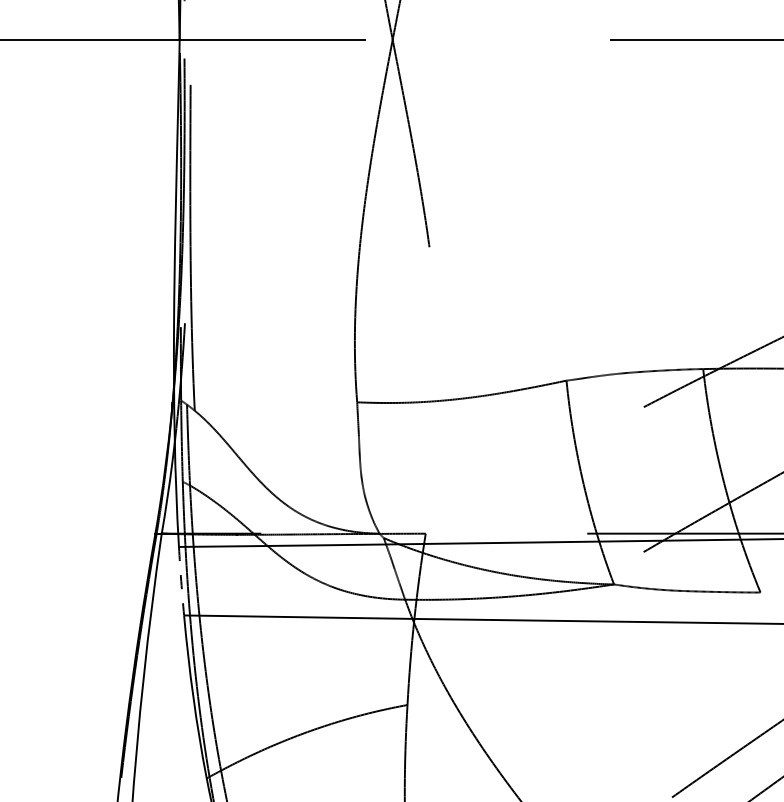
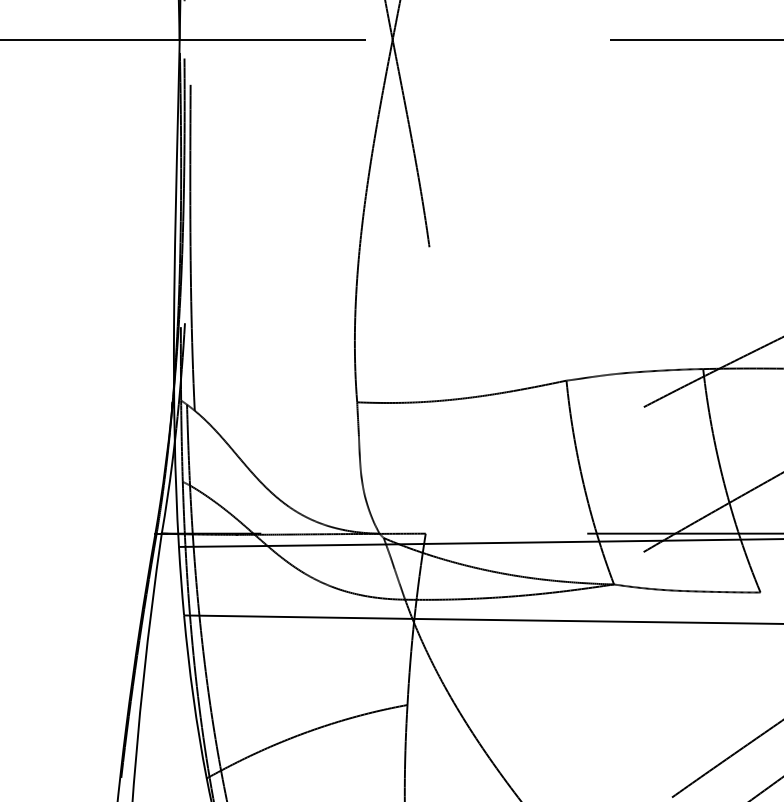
arc: dashed -> solid (181, 581)
